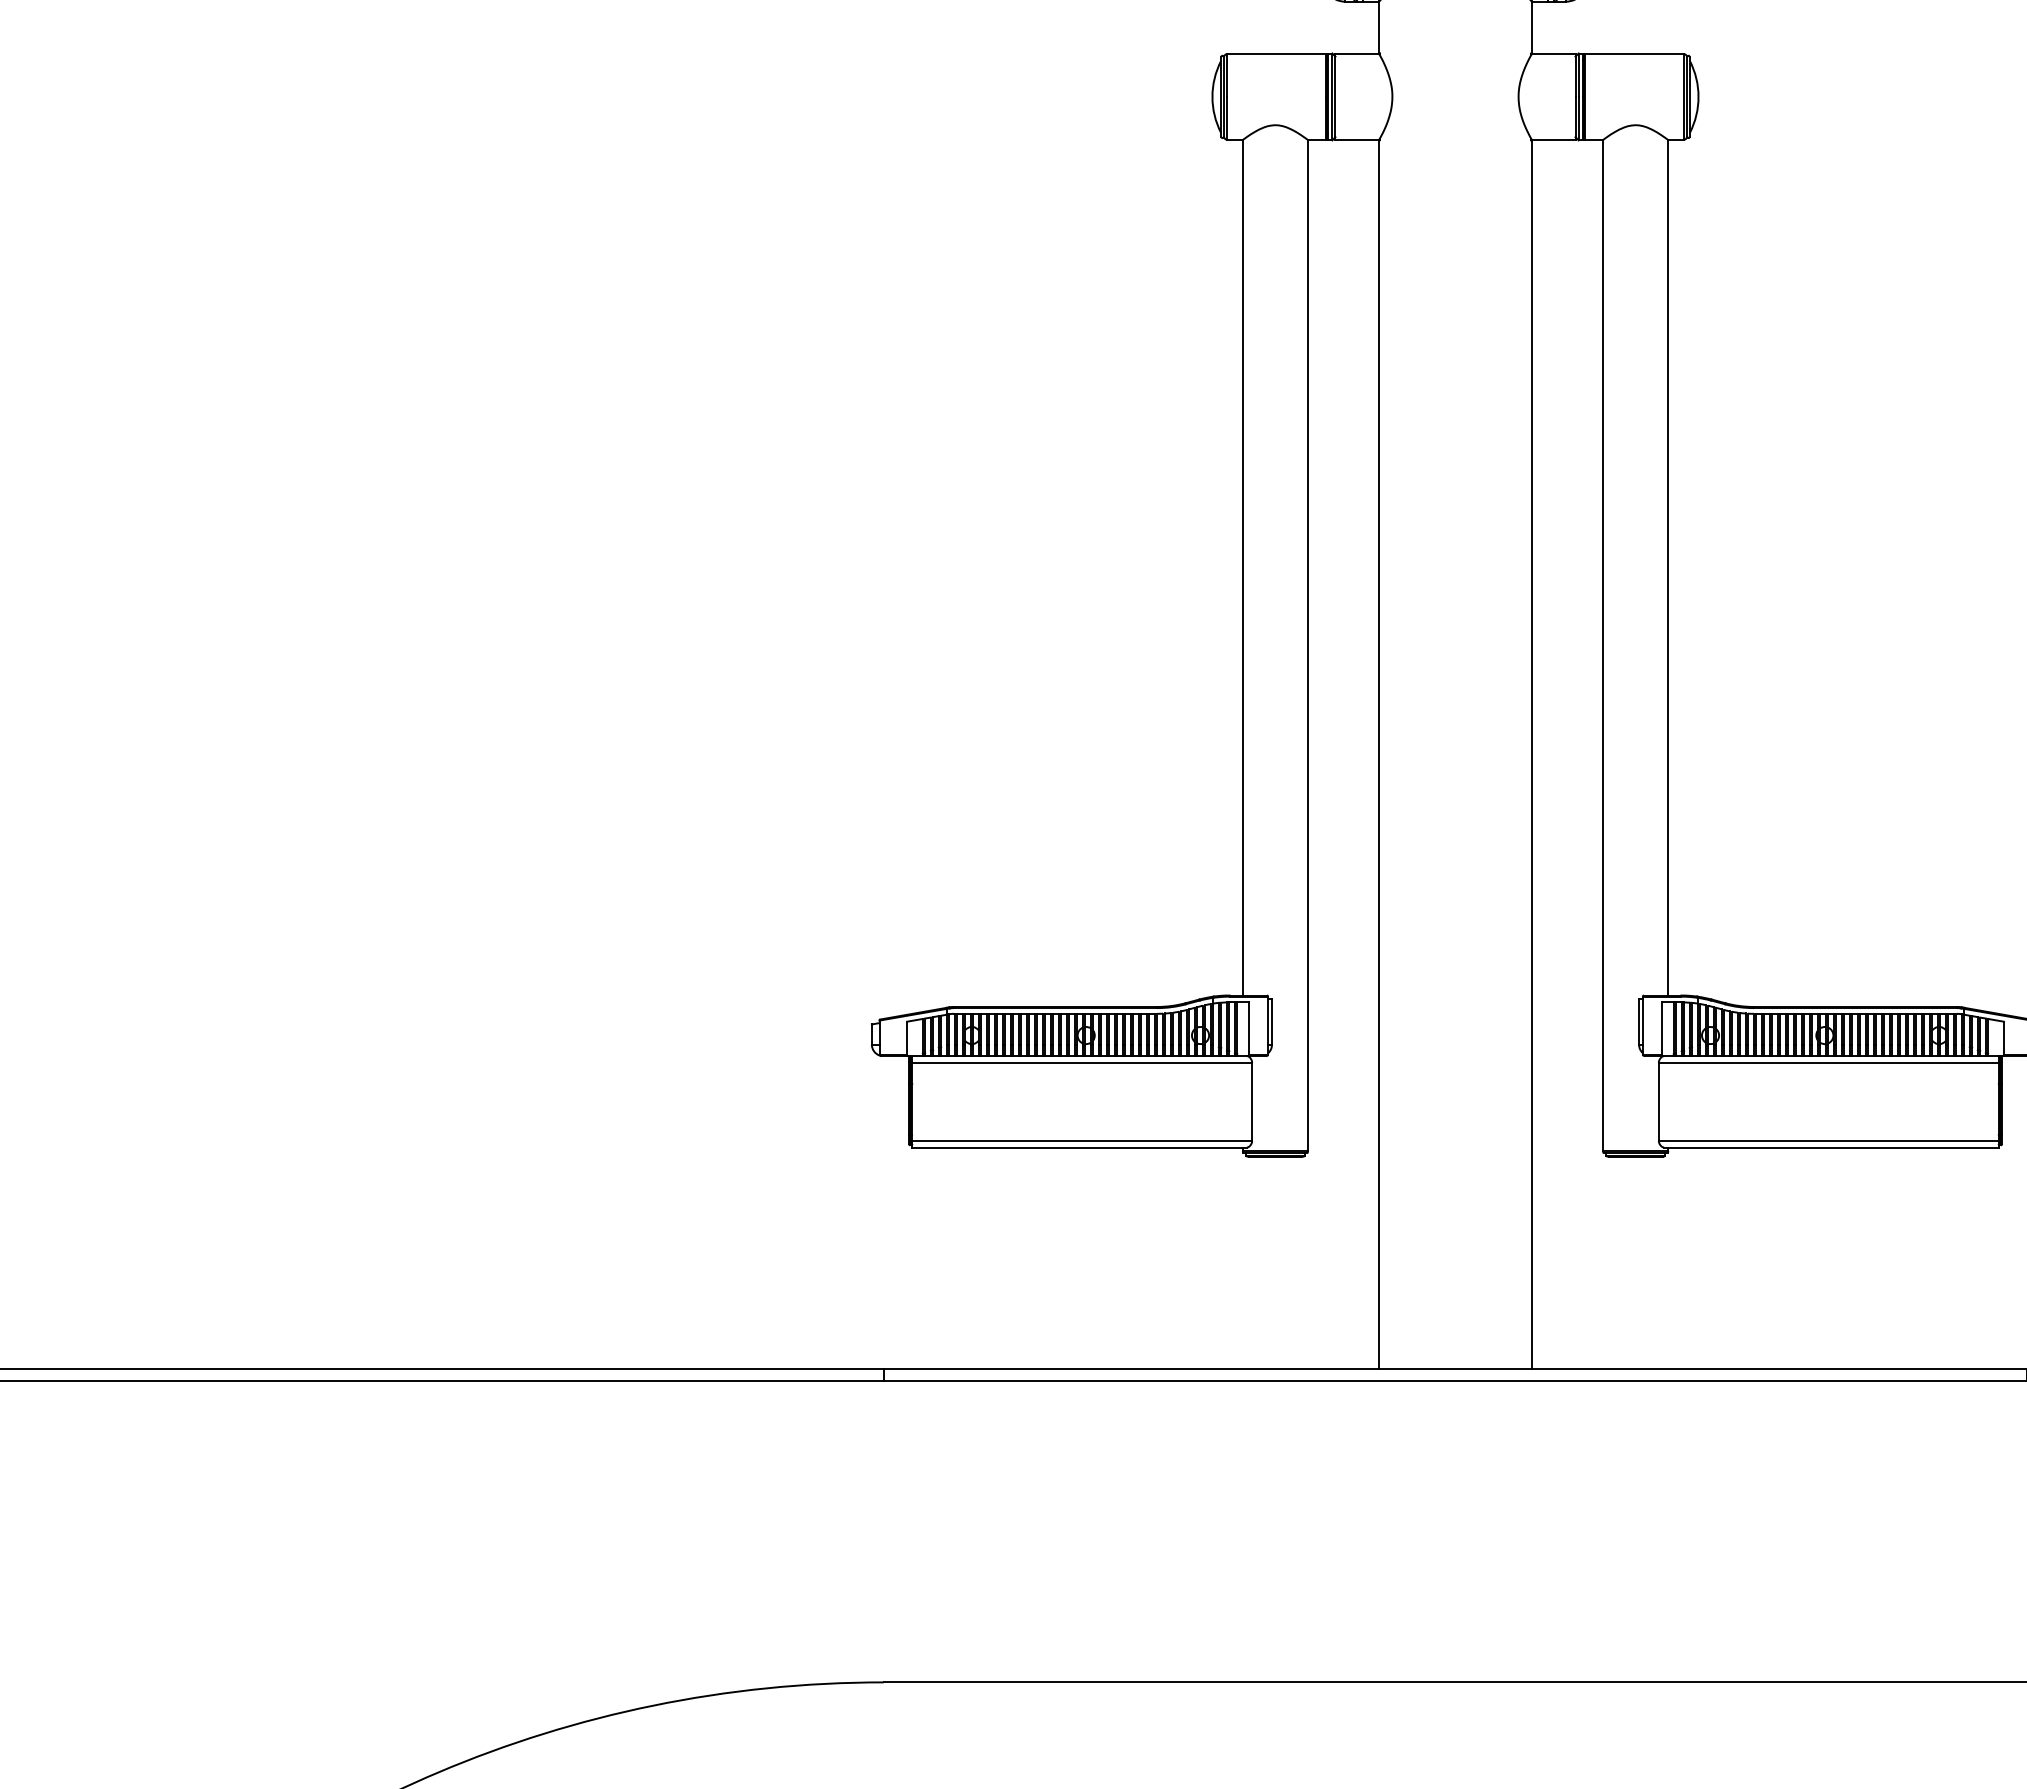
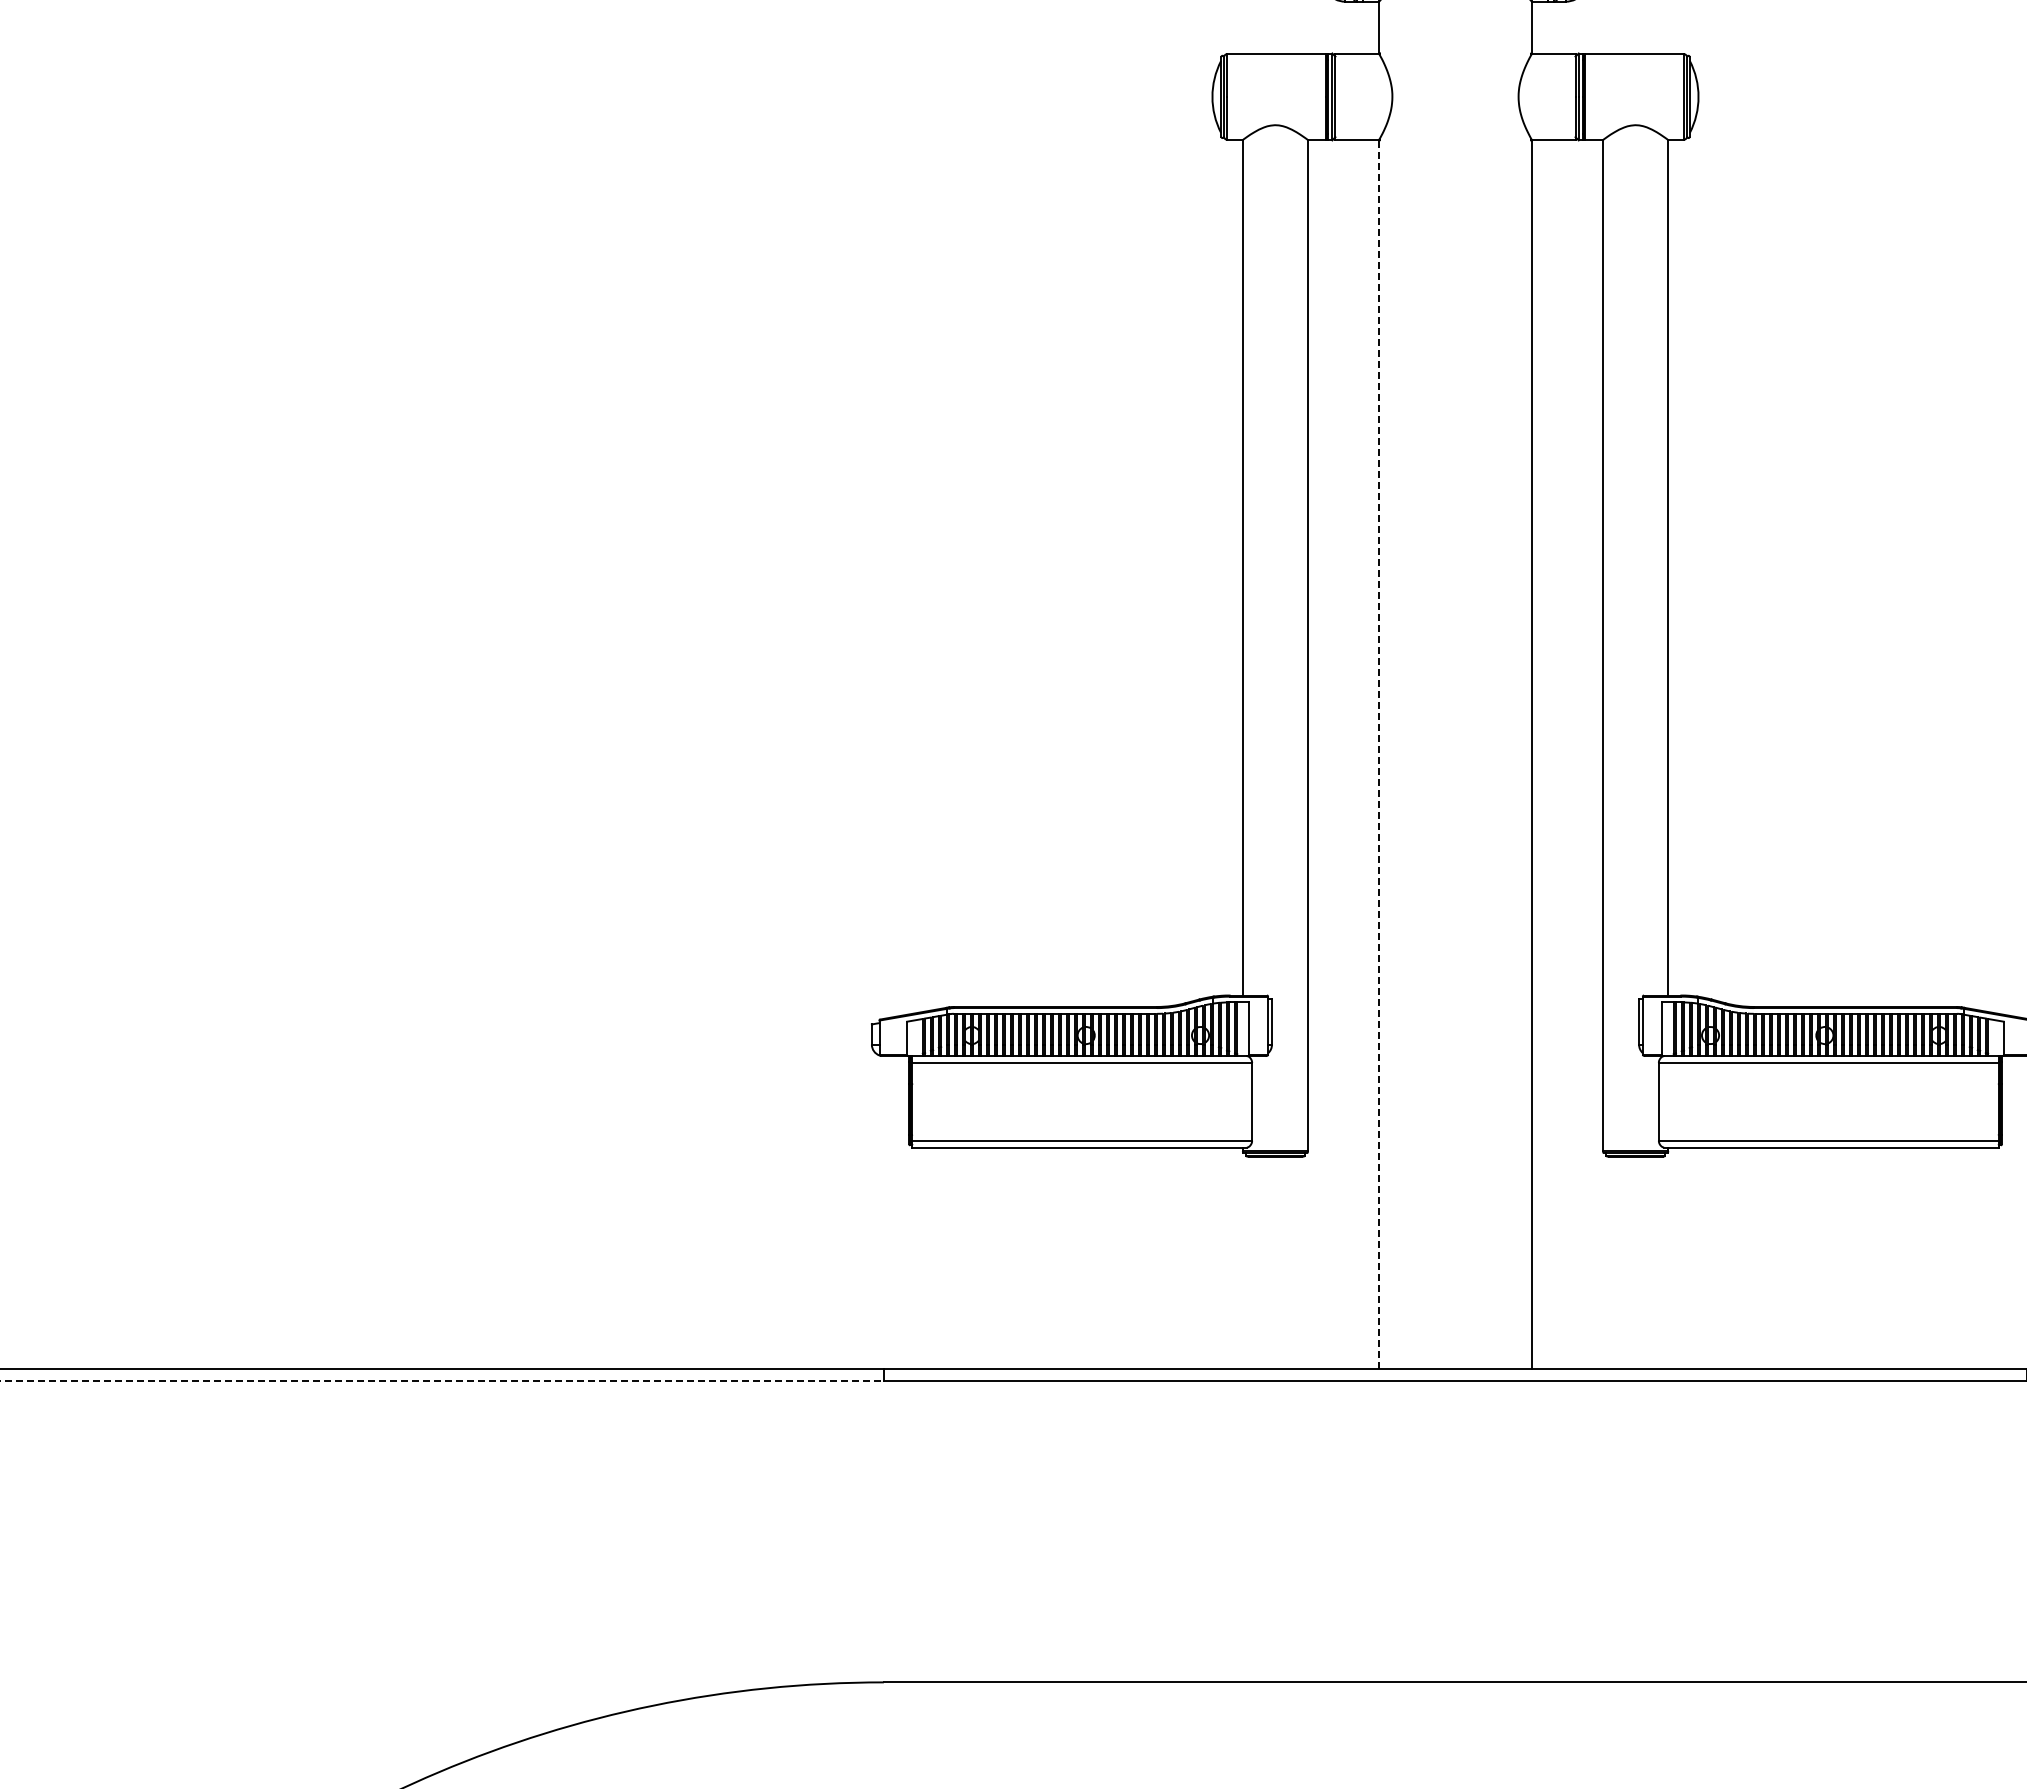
line: solid -> dashed (1379, 755)
line: solid -> dashed (442, 1380)
